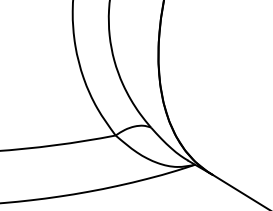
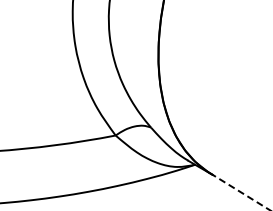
line: solid -> dashed (240, 192)
